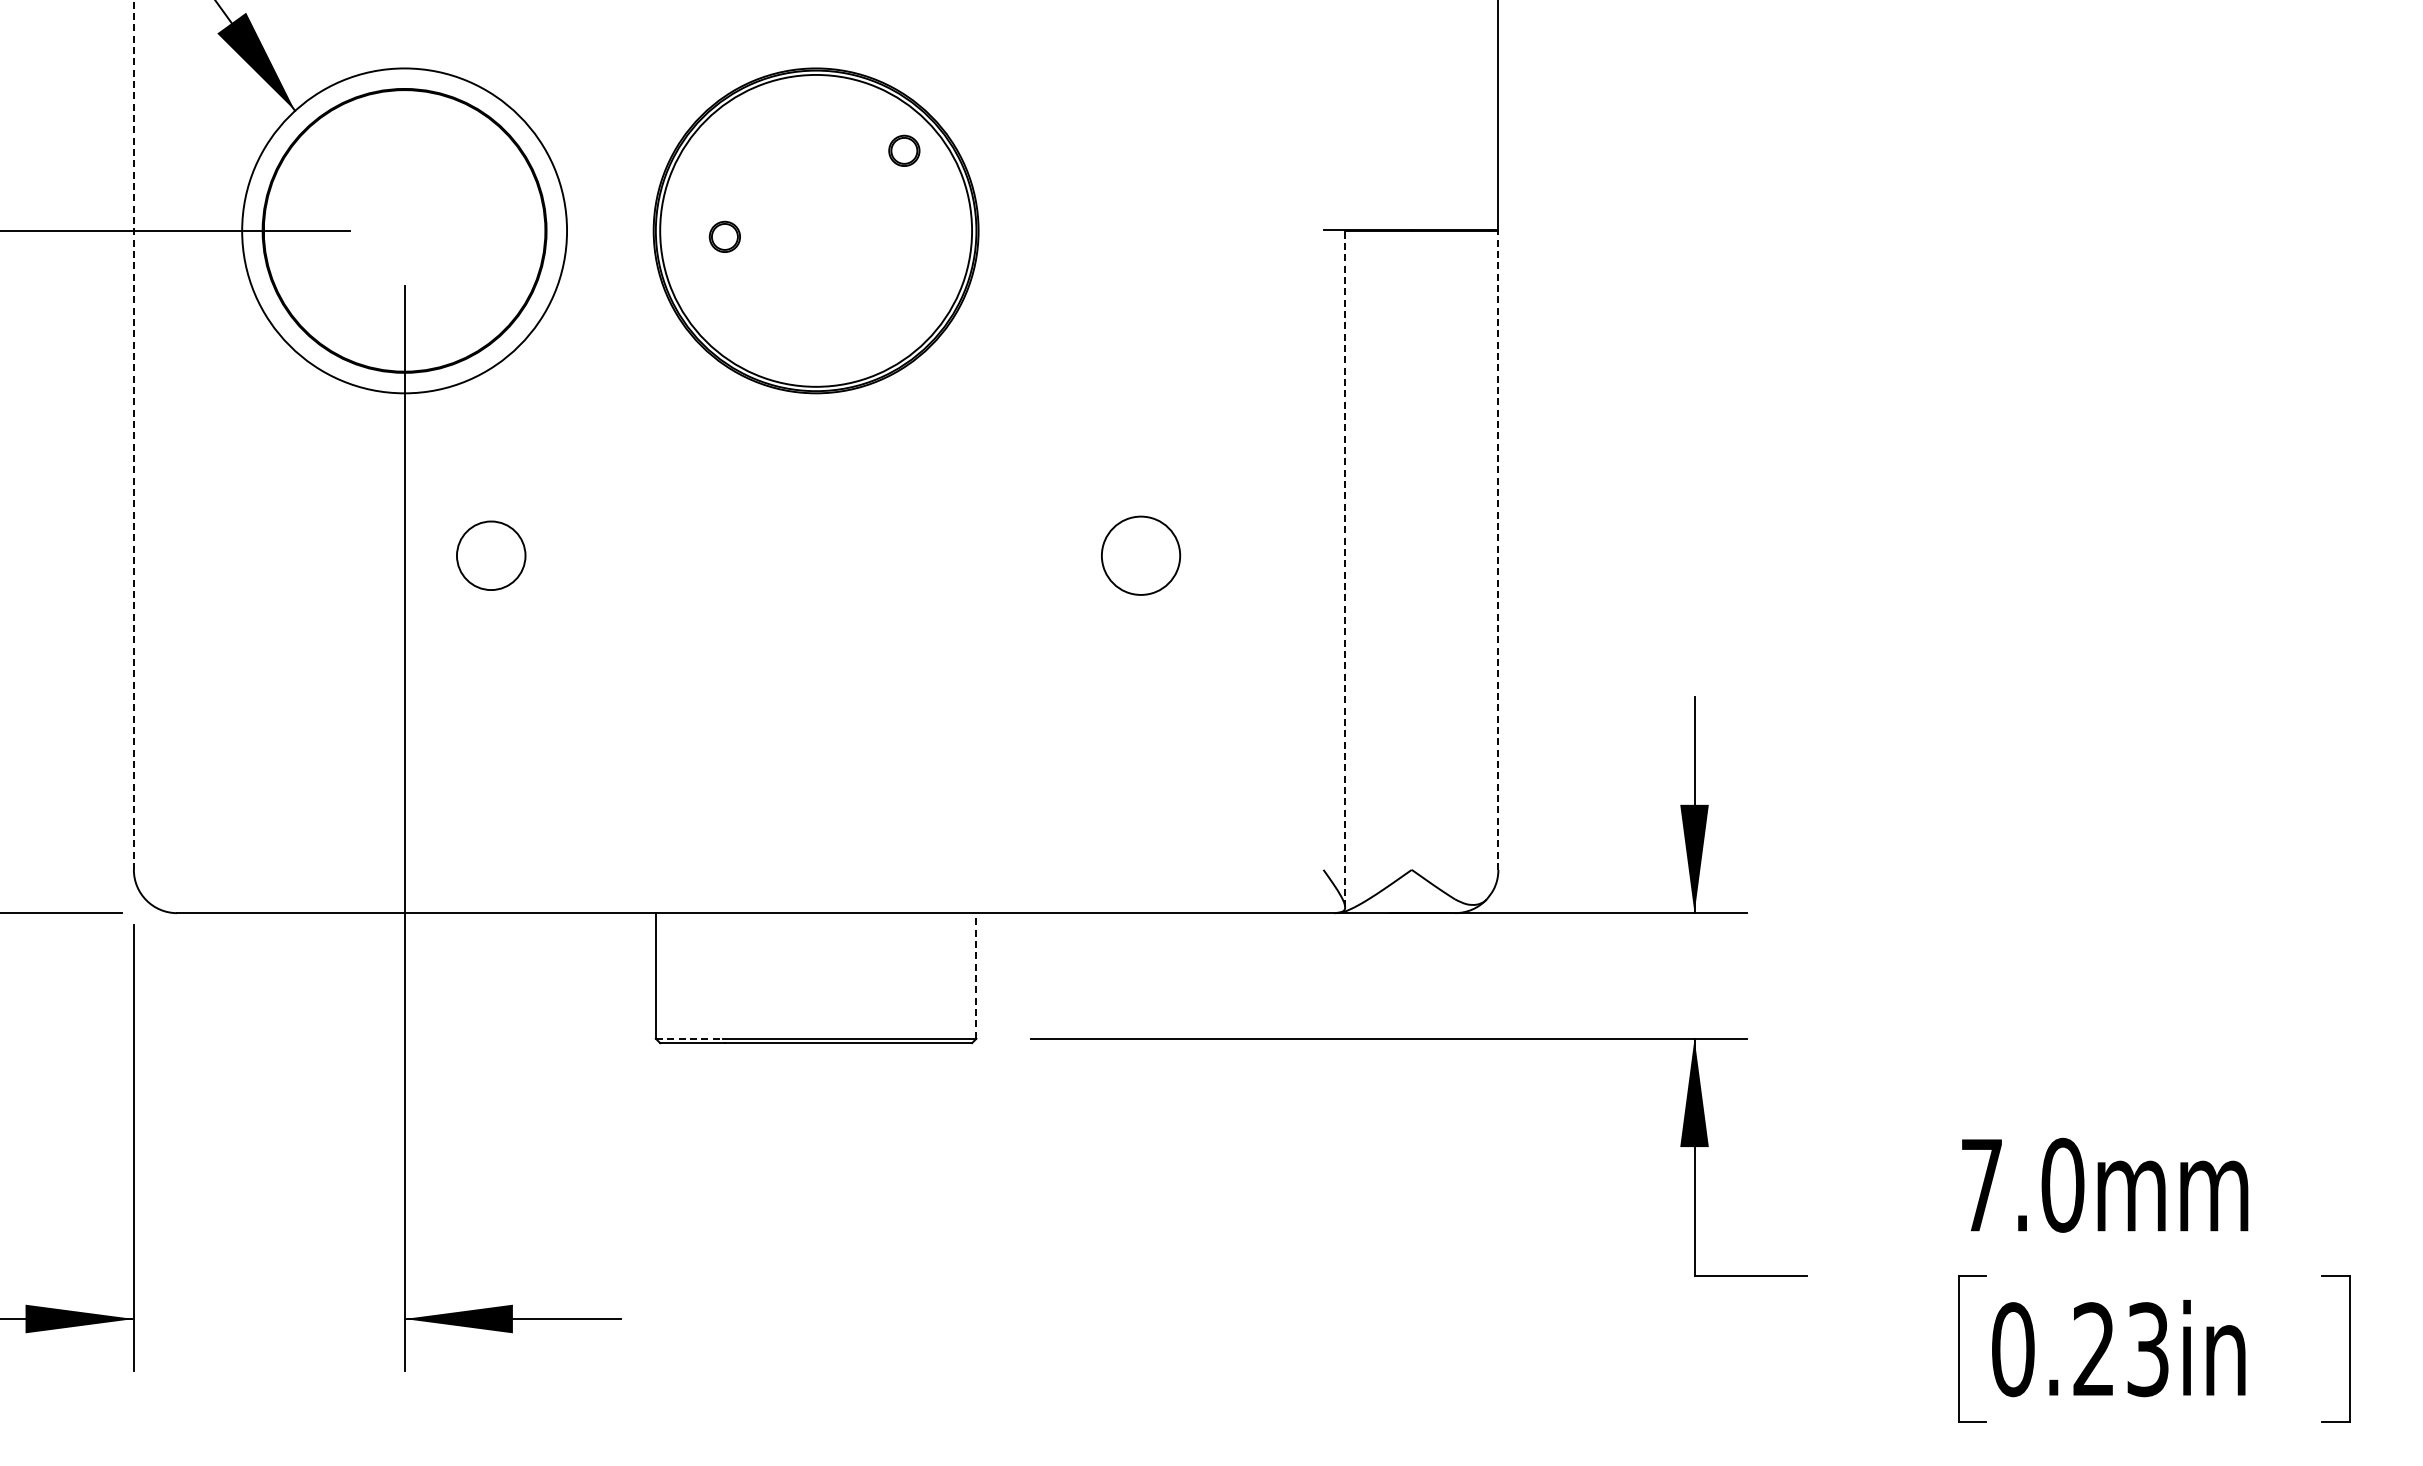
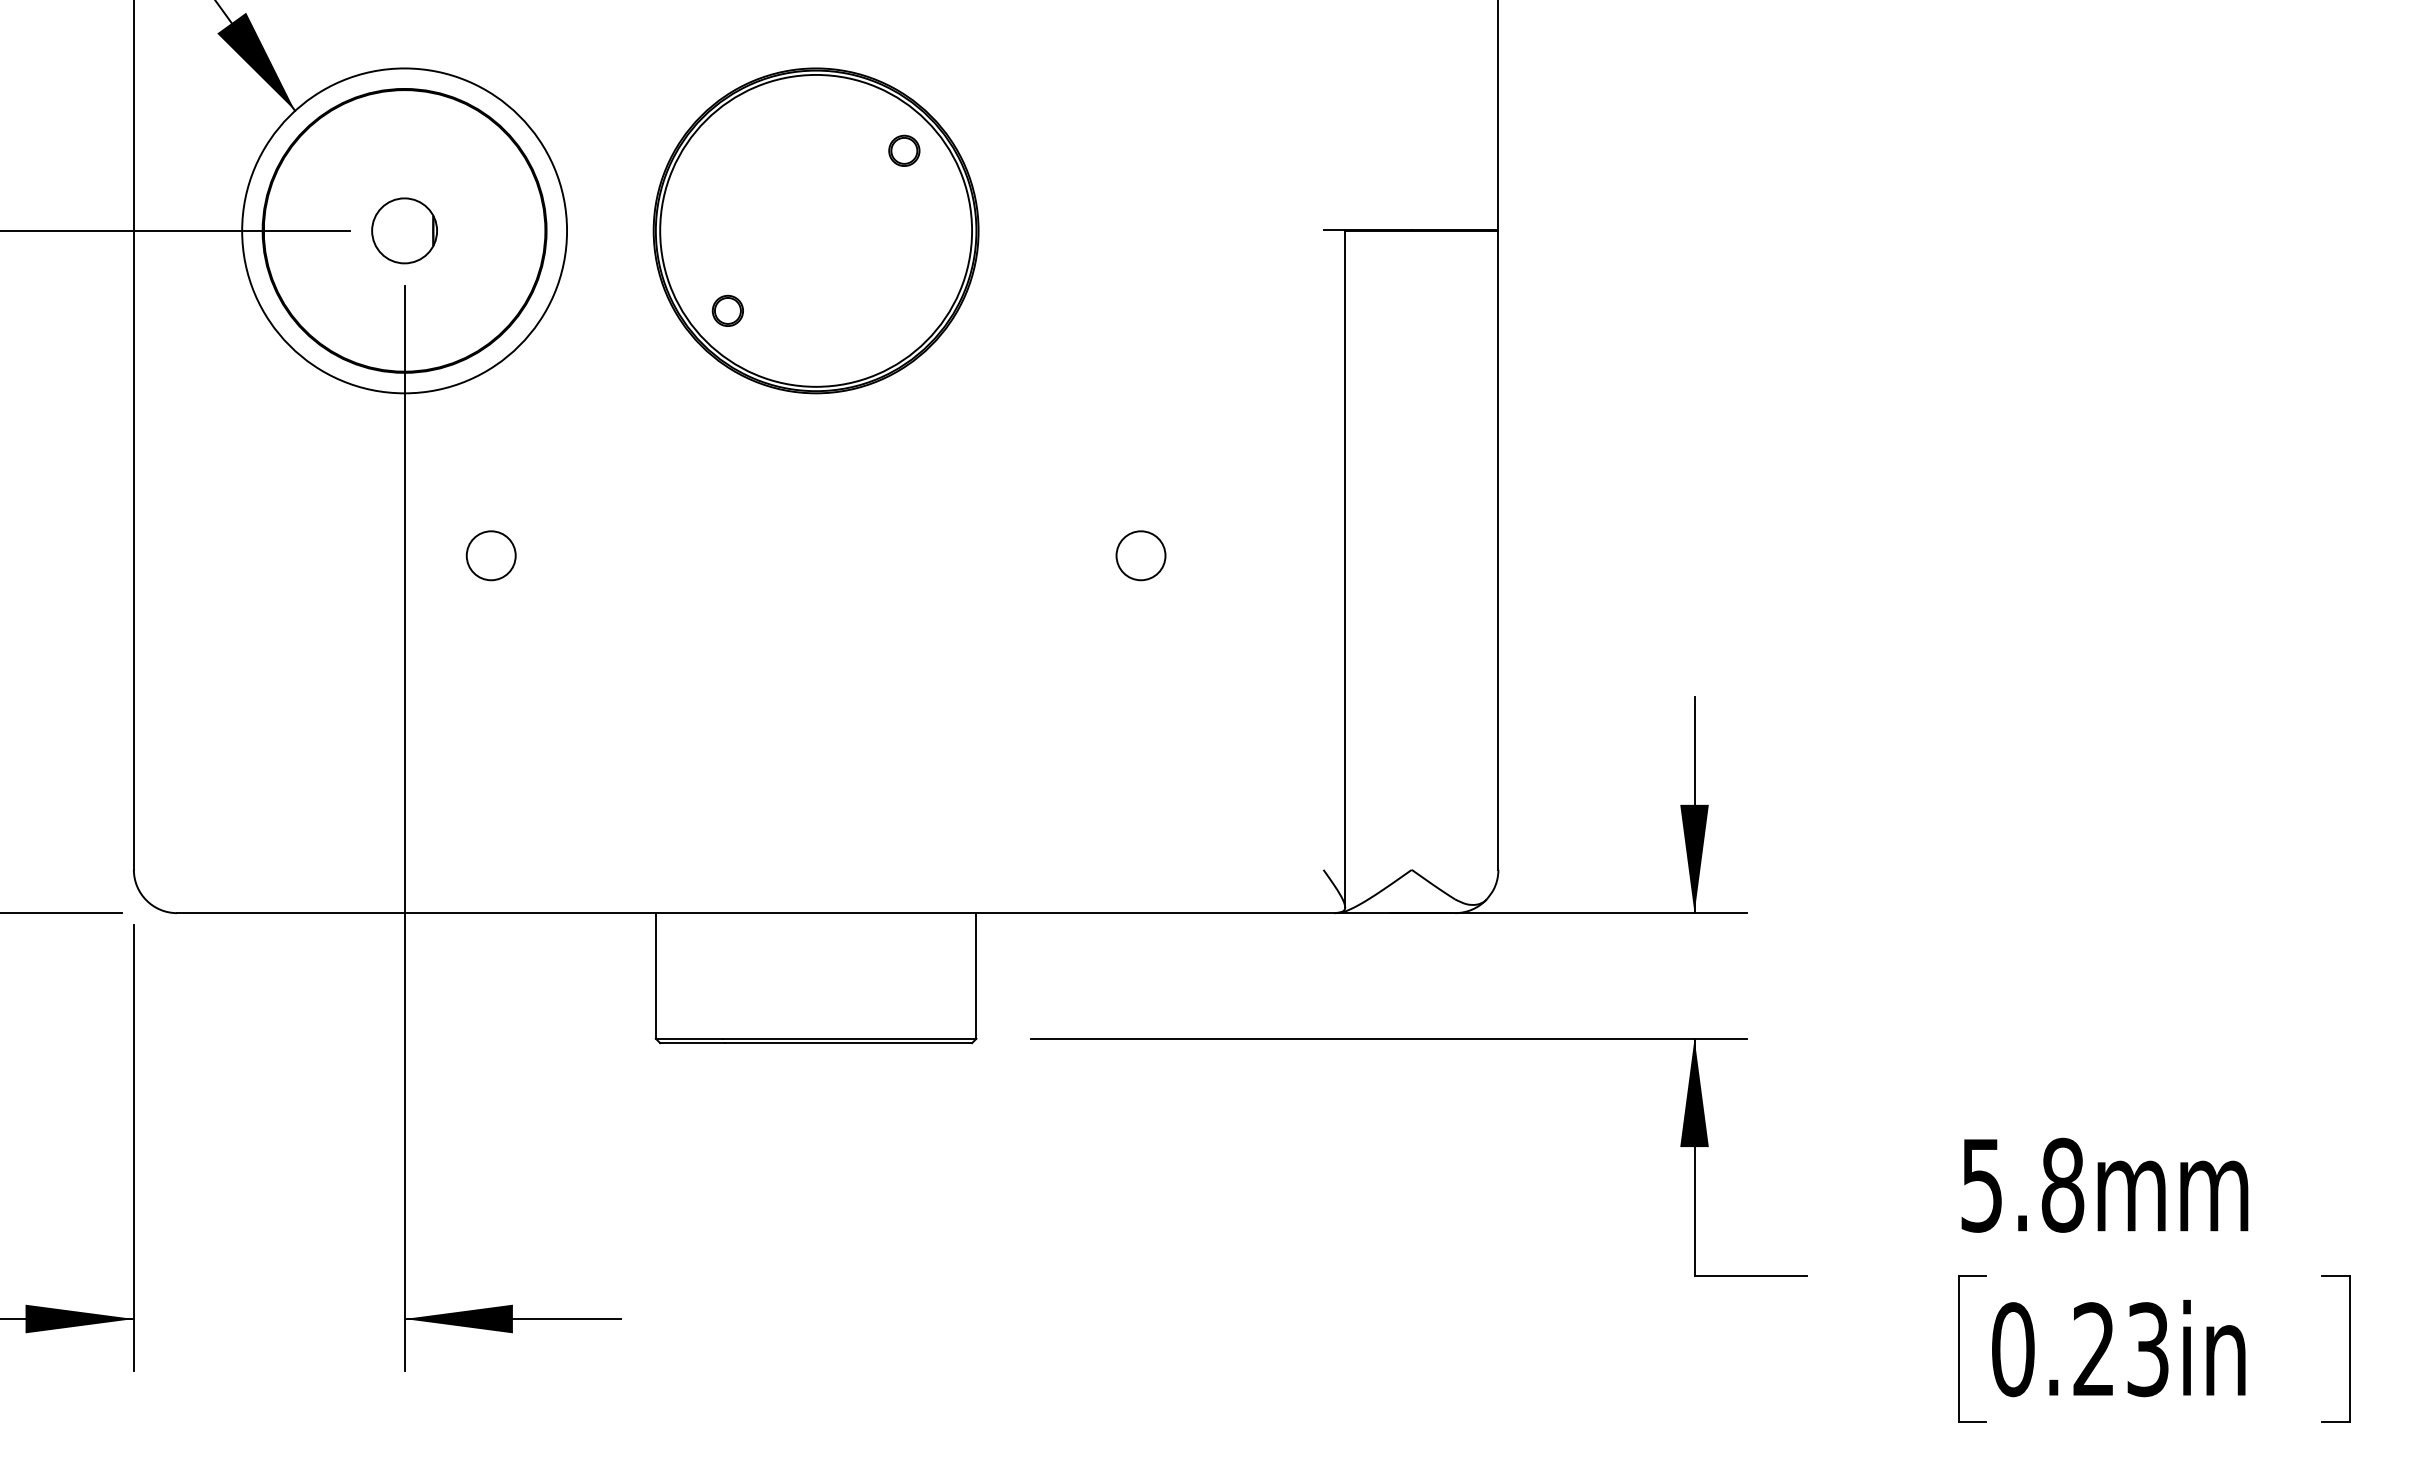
part: none -> present (404, 230)
part position: (724, 236) -> (727, 310) (727, 310)
line: dashed -> solid (133, 434)
line: dashed -> solid (1498, 550)
circle diameter: 69 px -> 49 px (490, 555)
circle diameter: 78 px -> 49 px (1140, 555)
line: dashed -> solid (1345, 568)
line: dashed -> solid (976, 975)
line: dashed -> solid (689, 1038)
text: 7.0mm -> 5.8mm (2022, 1185)
